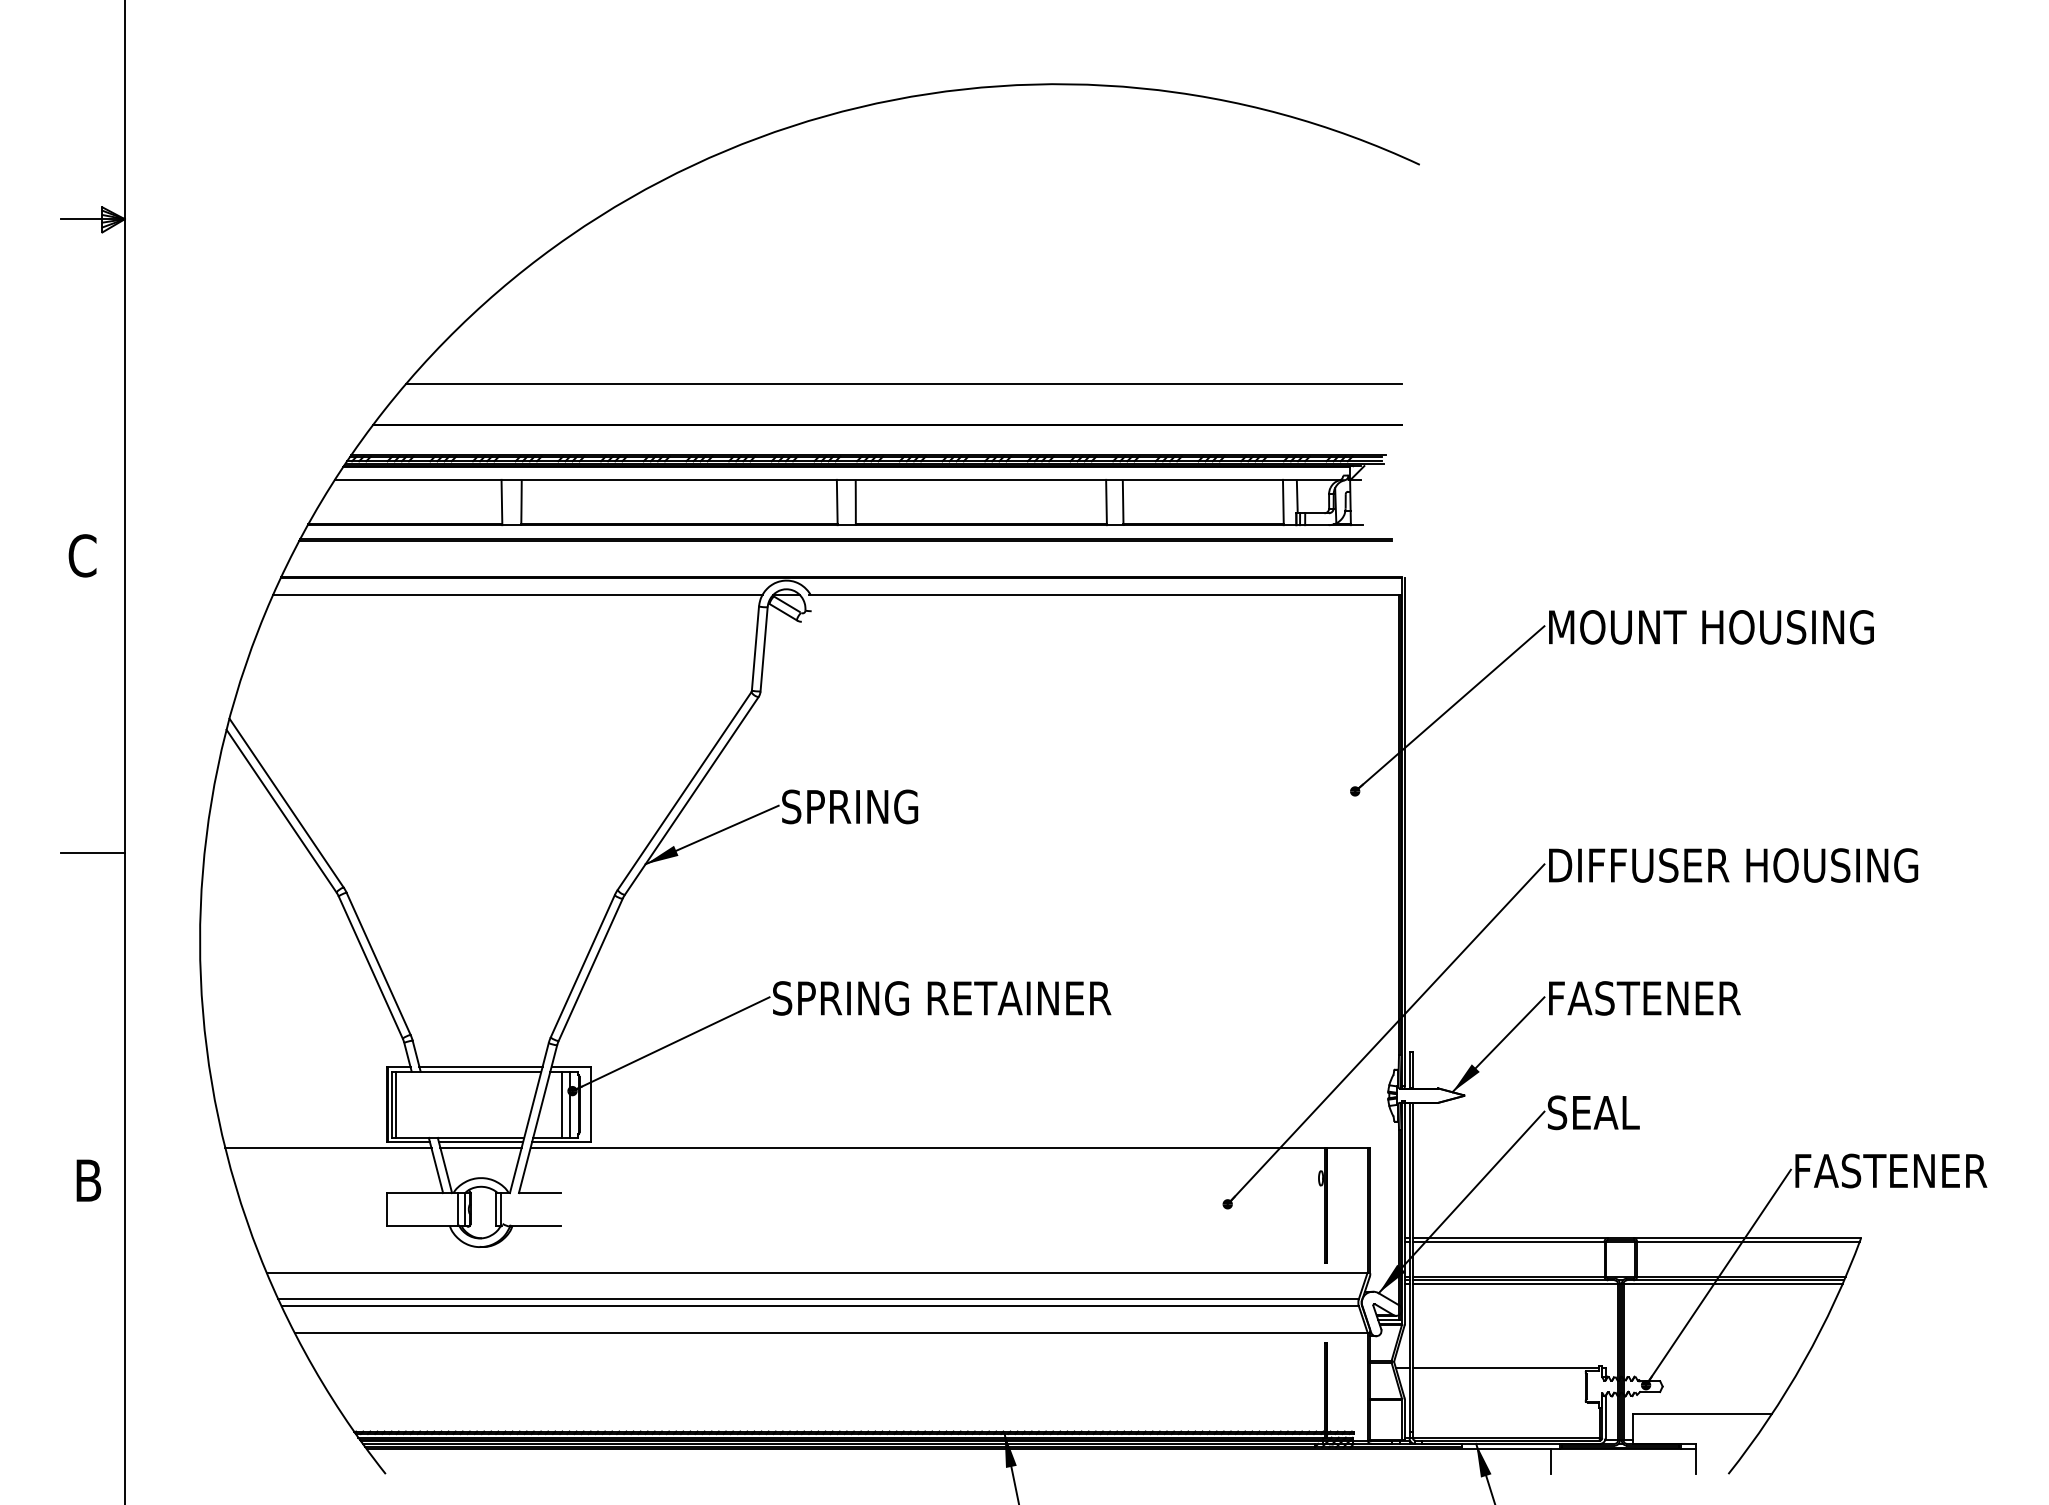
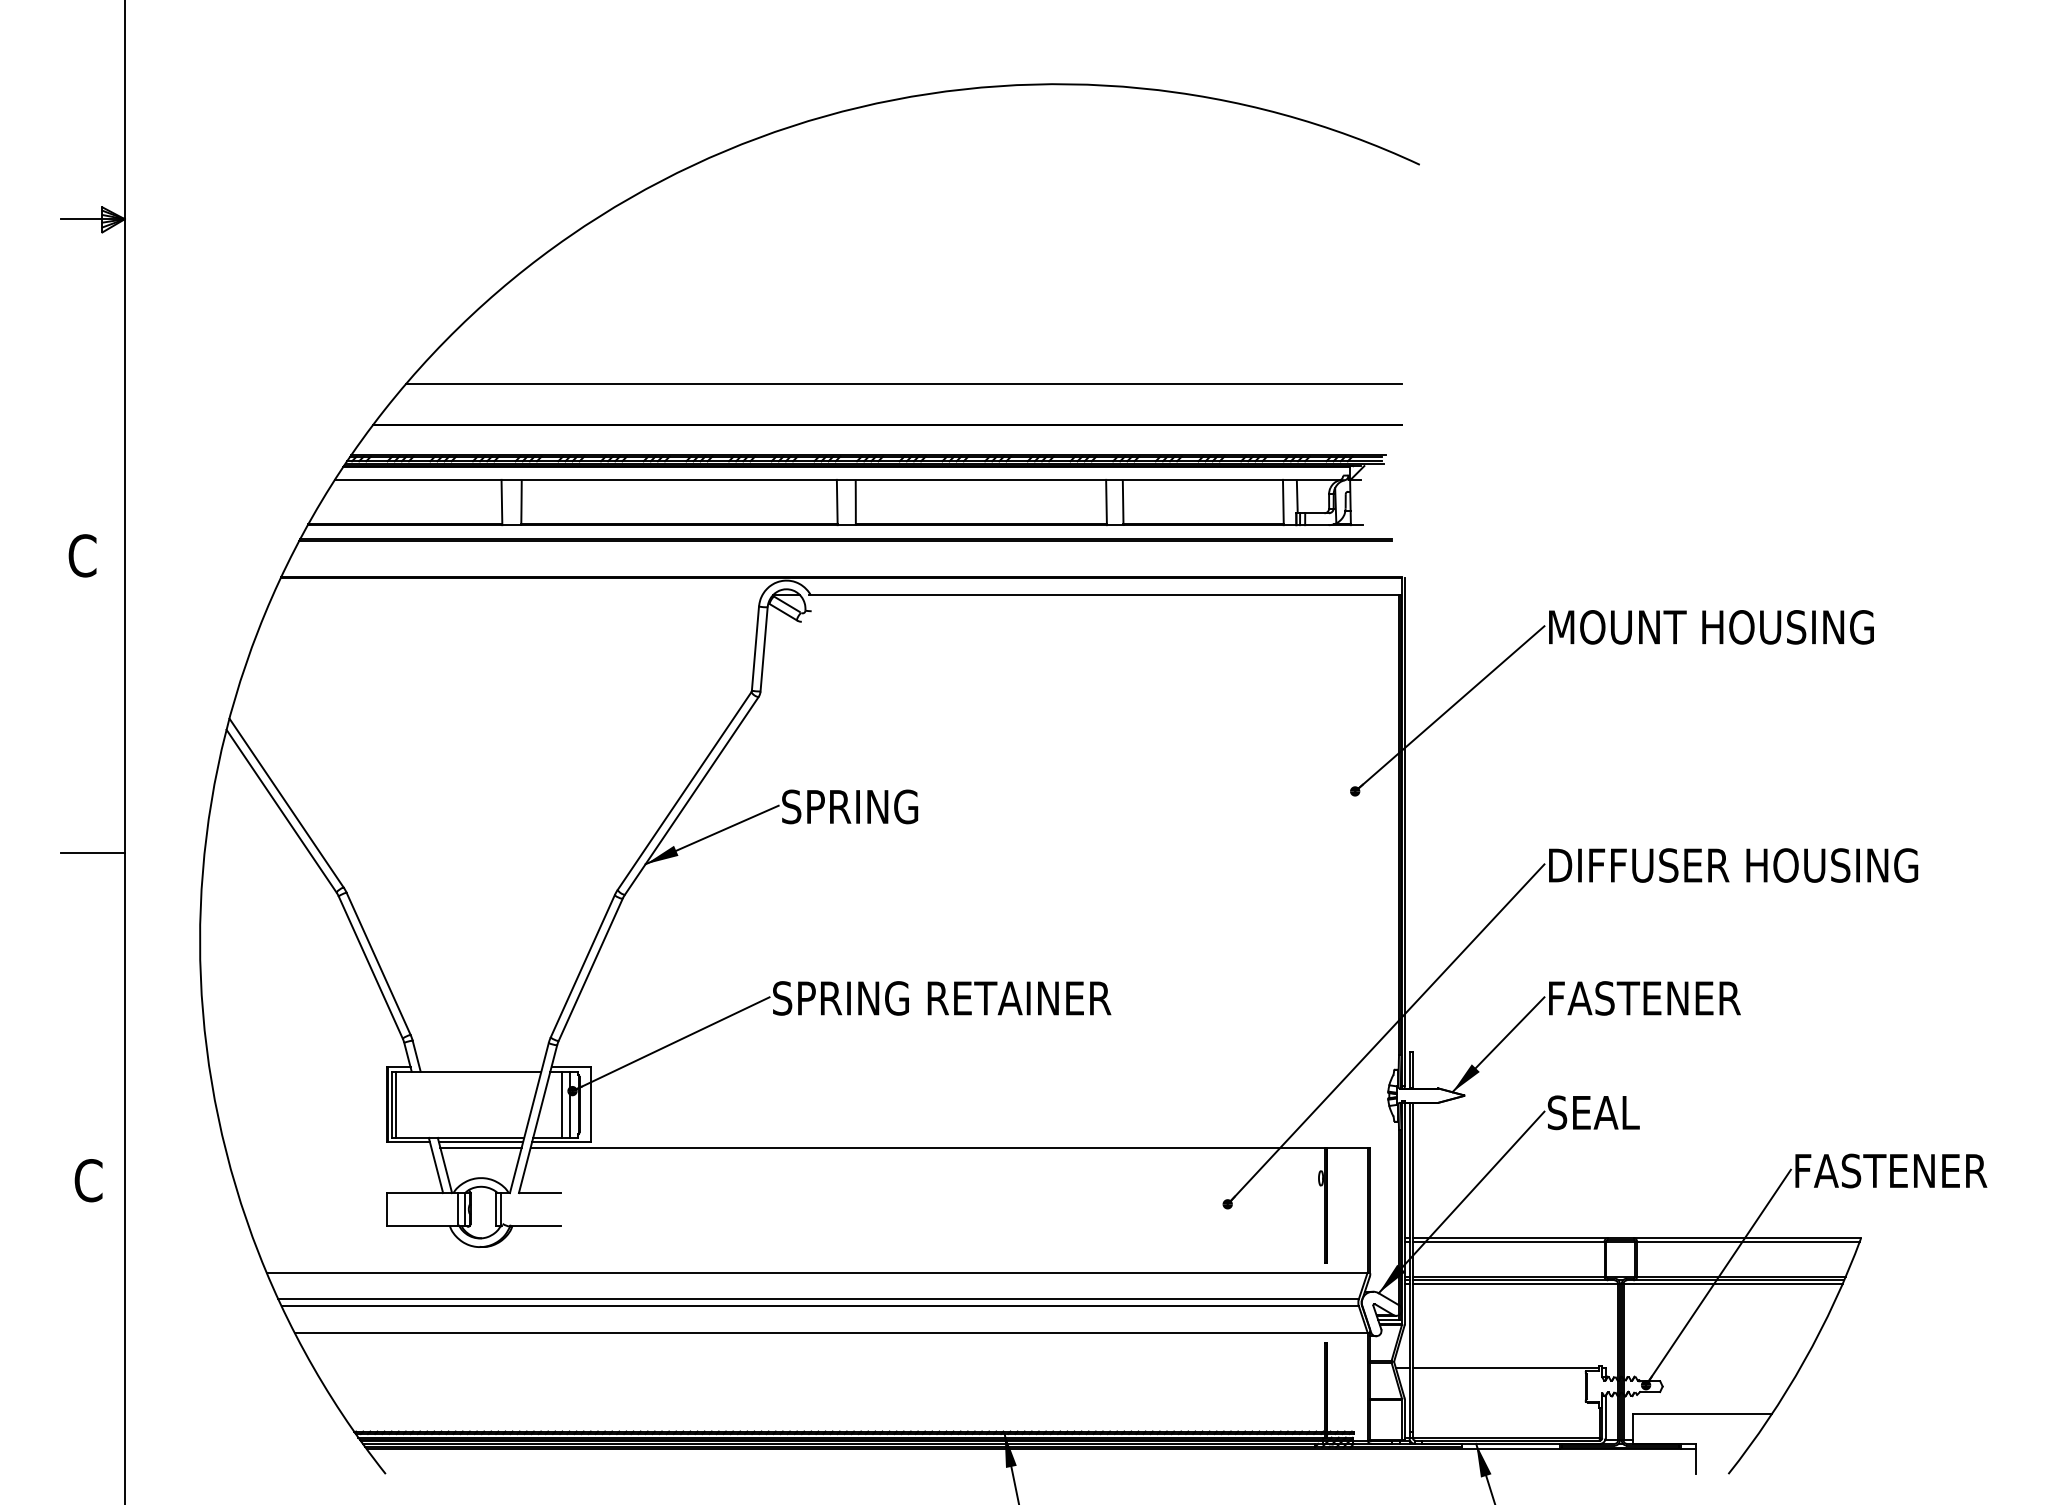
line: present -> none (517, 595)
line: present -> none (480, 1067)
line: present -> none (328, 1148)
text: B -> C (88, 1180)
line: present -> none (1550, 1461)
